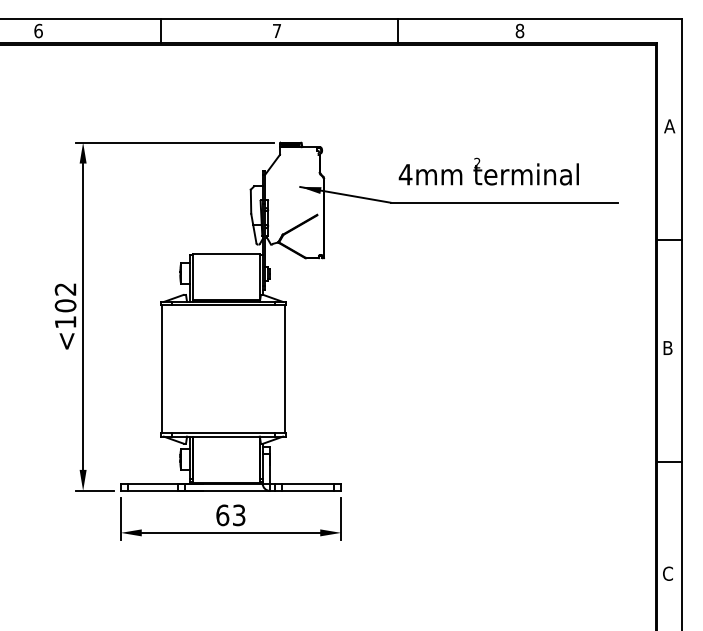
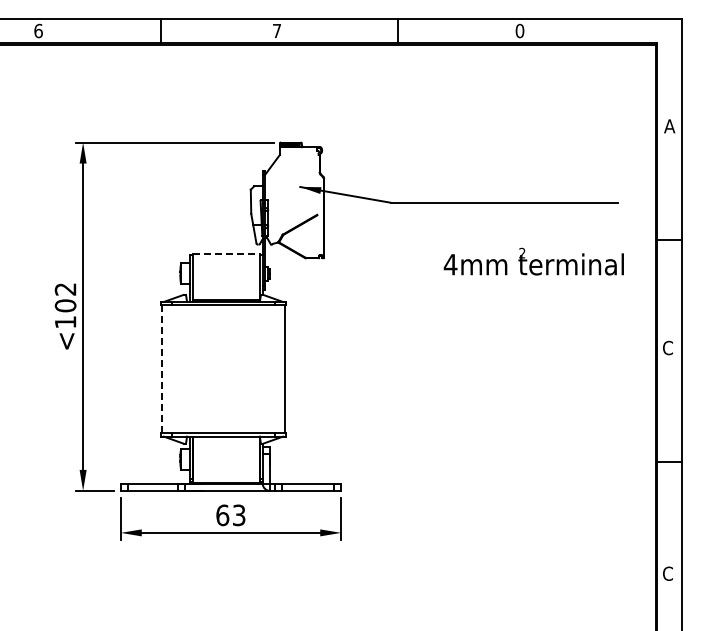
text: 8 -> 0 (519, 30)
text position: (488, 171) -> (533, 261) (533, 261)
line: solid -> dashed (226, 254)
text: B -> C (667, 347)
line: solid -> dashed (161, 369)
